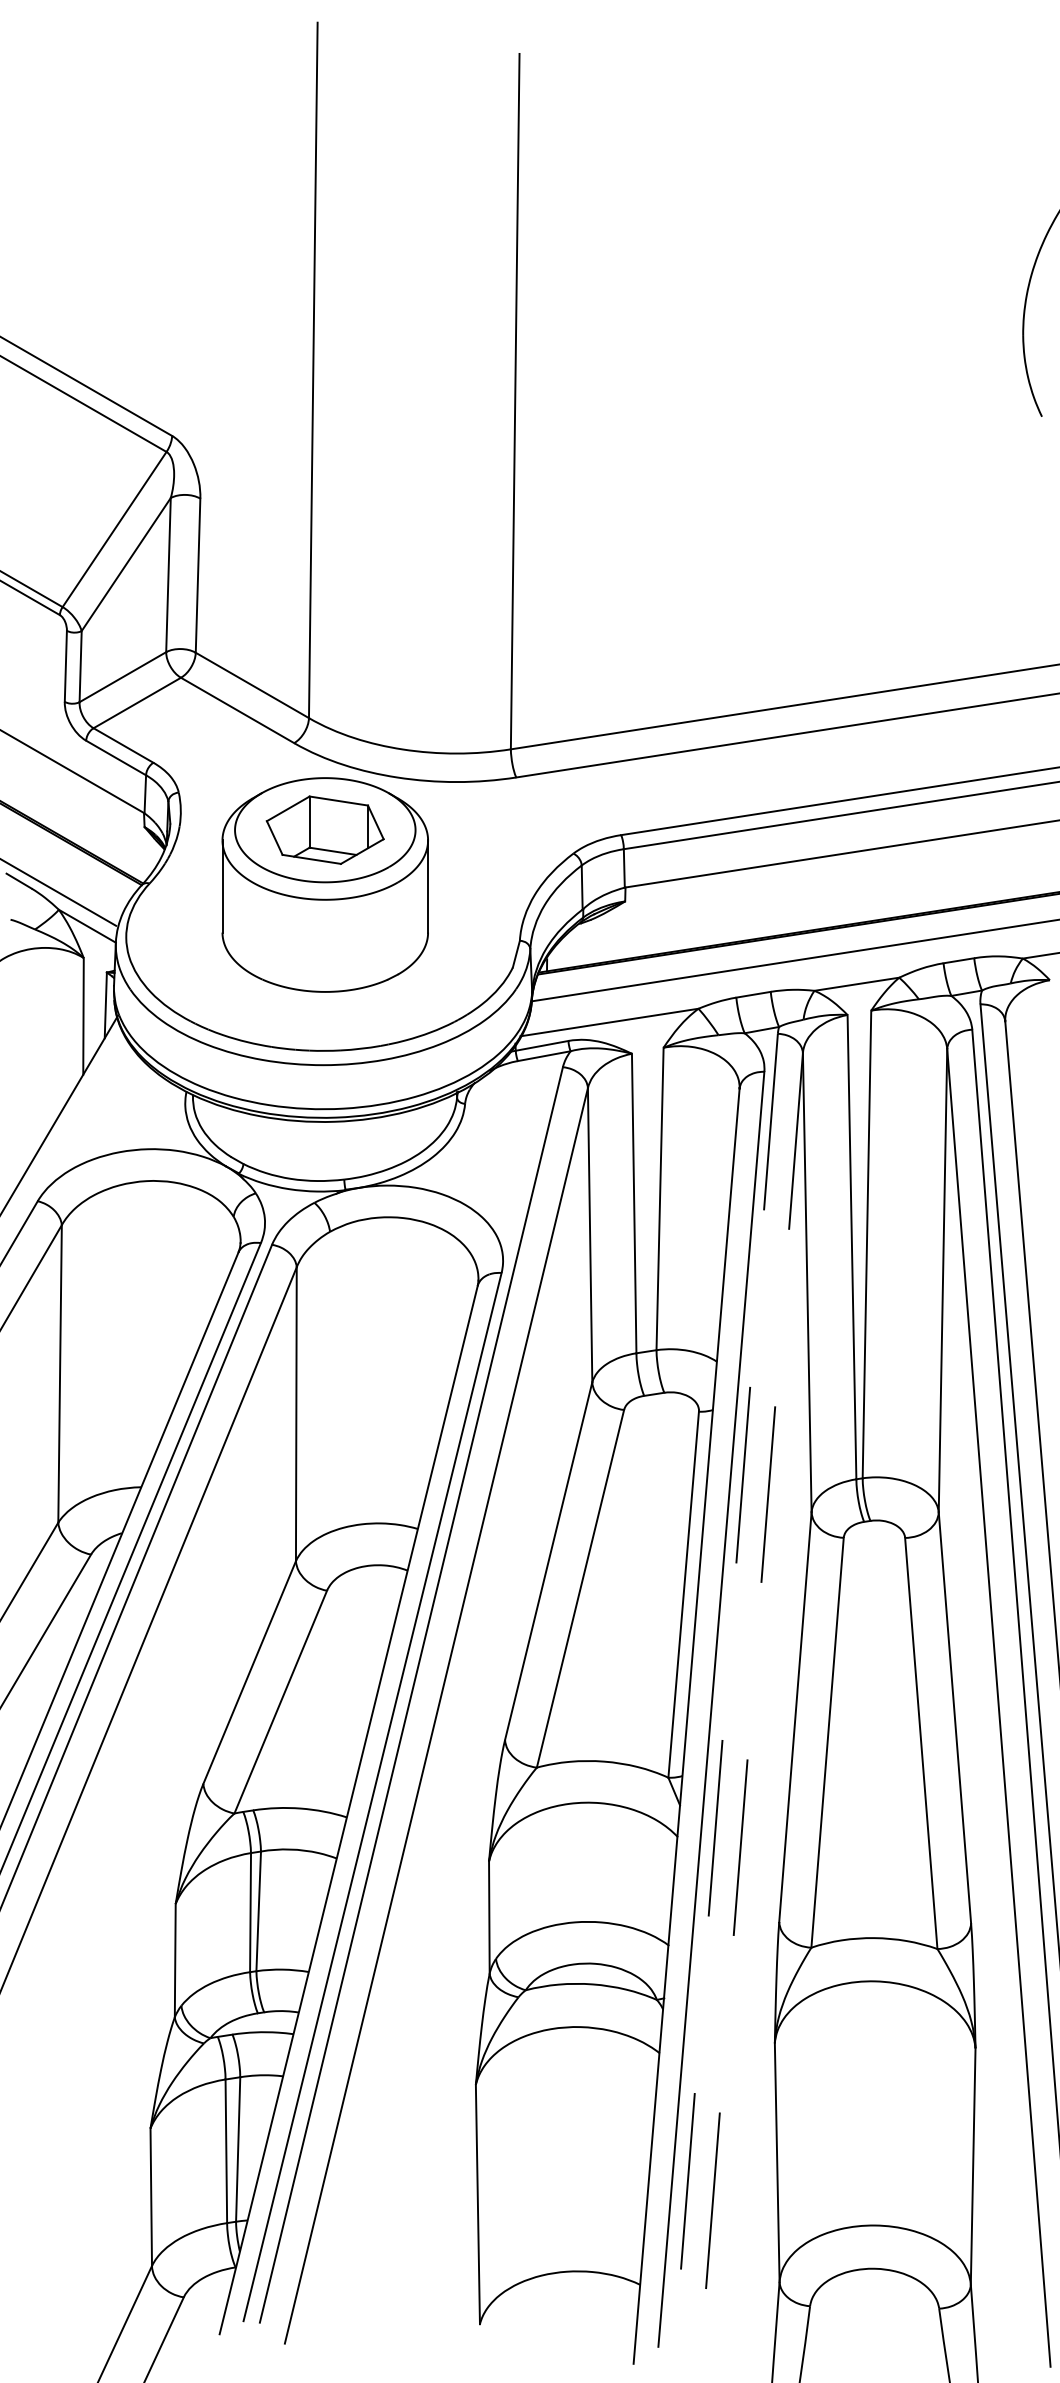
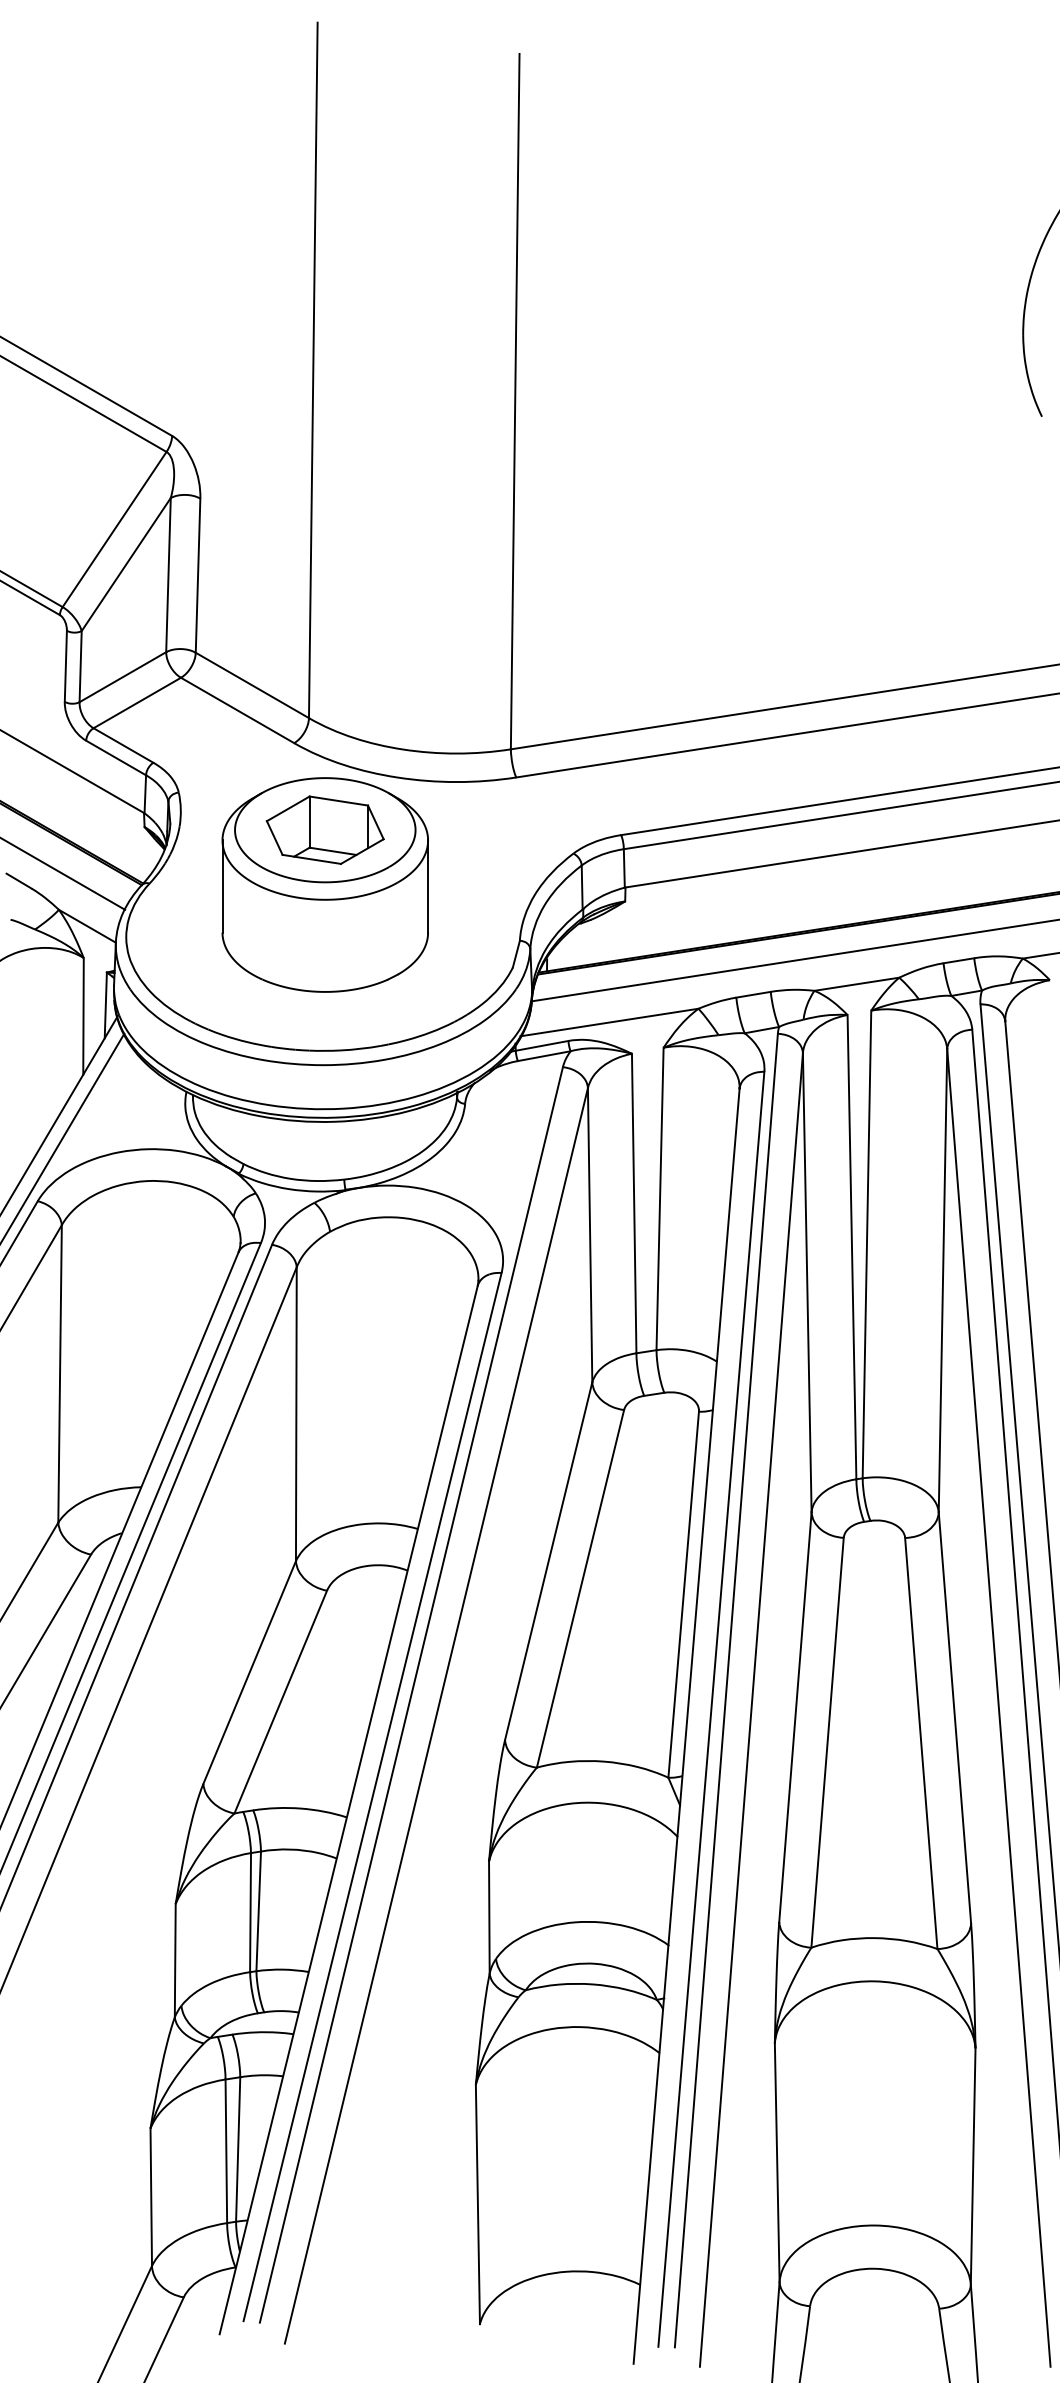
line position: (59, 892) -> (63, 873) (63, 873)
line: none -> present (63, 1136)
line: dashed -> solid (726, 1690)
line: dashed -> solid (751, 1710)
